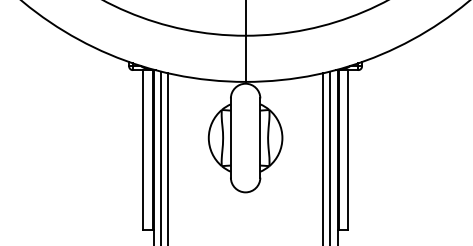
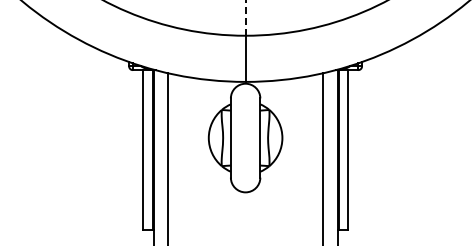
line: solid -> dashed (245, 17)
line: present -> none (160, 156)
line: present -> none (330, 156)
